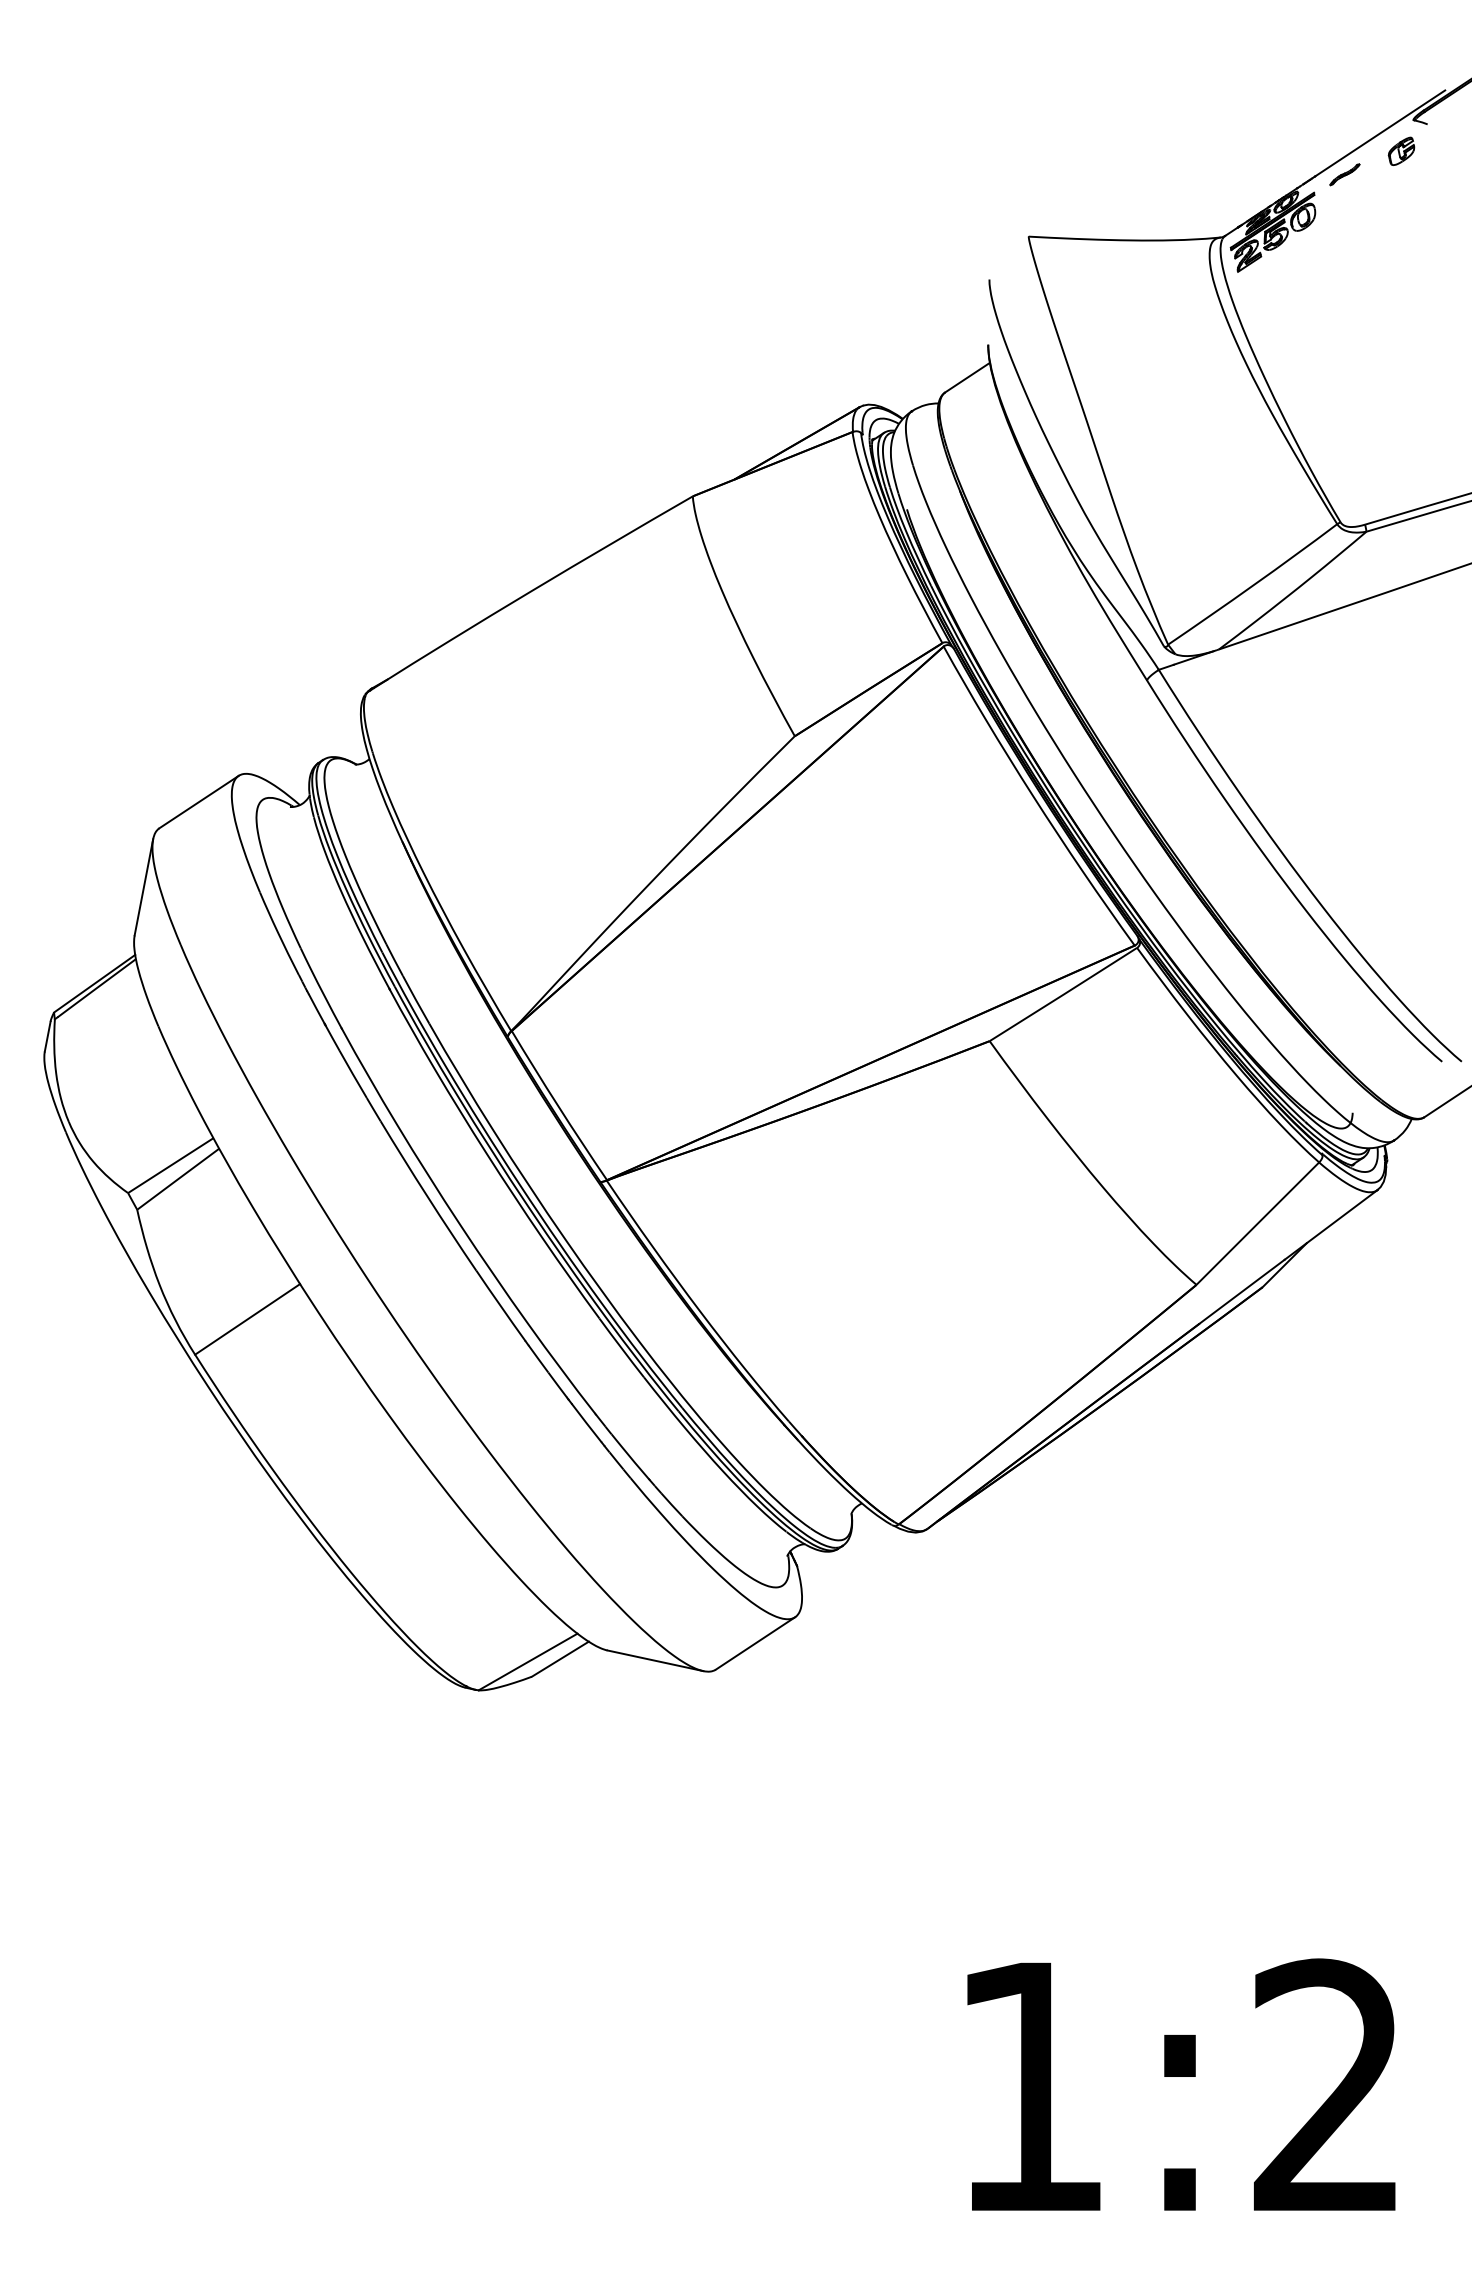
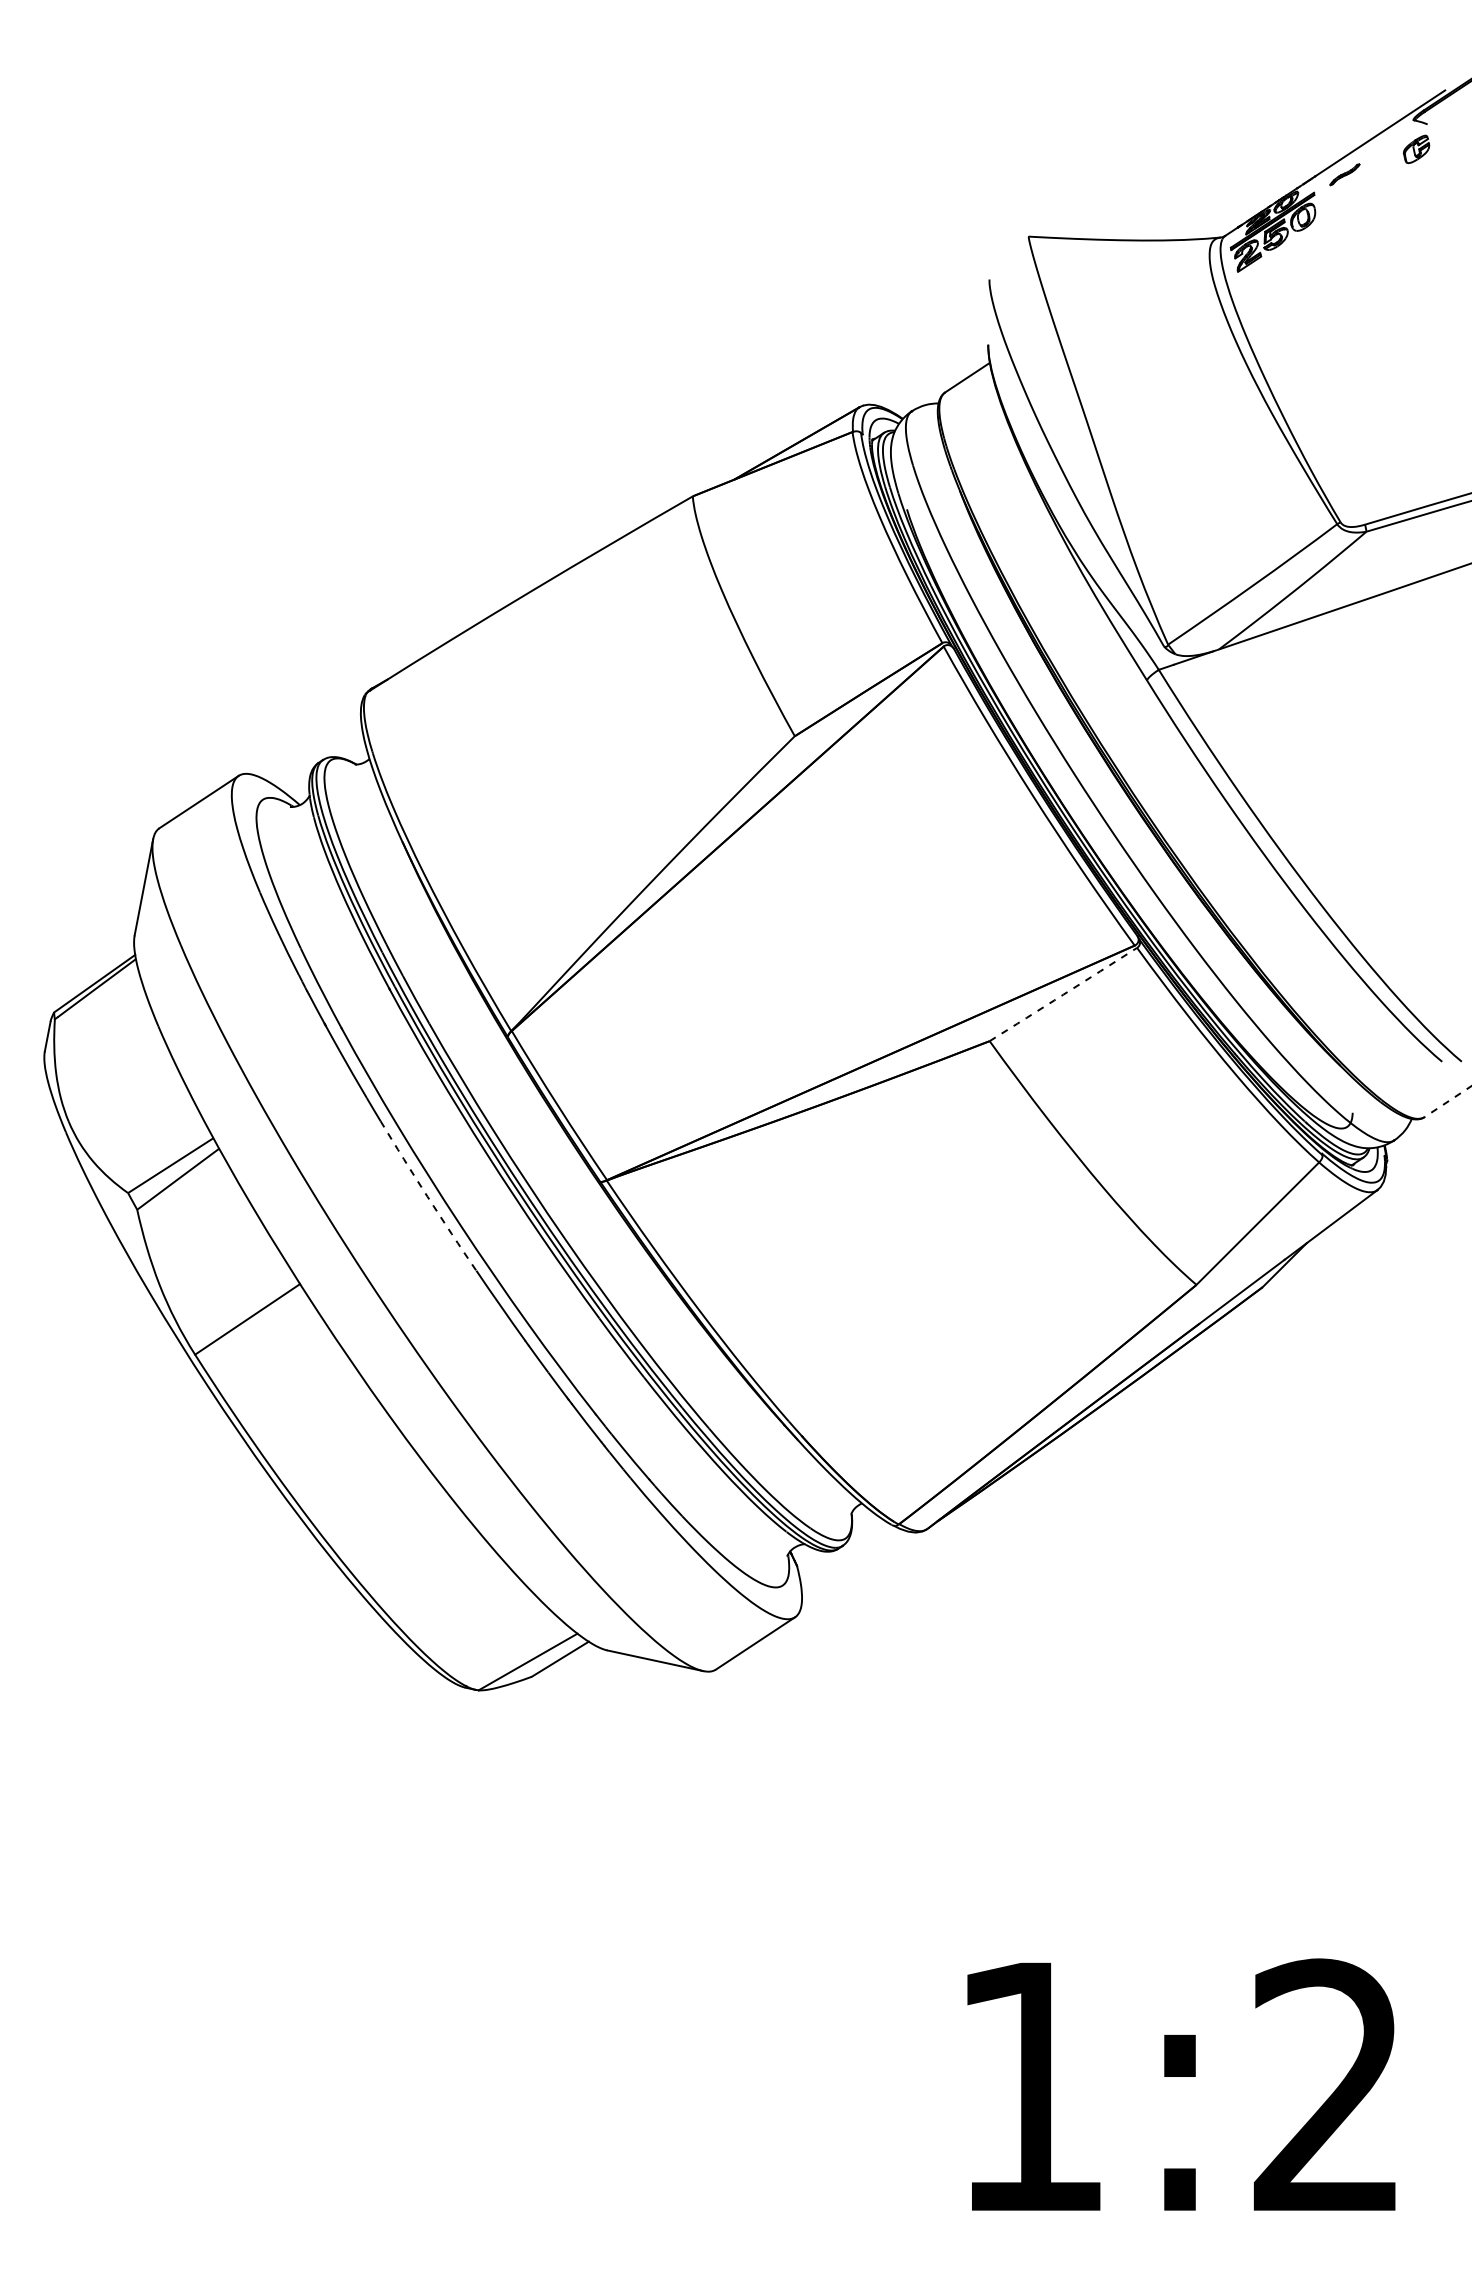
part position: (1401, 150) -> (1416, 148) (1416, 148)
arc: solid -> dashed (1063, 994)
line: solid -> dashed (1447, 1101)
arc: solid -> dashed (427, 1196)
